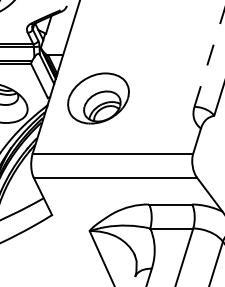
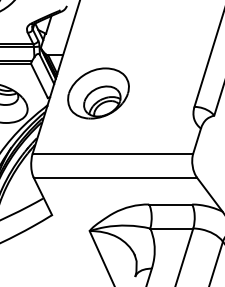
line: dashed -> solid (209, 57)
part position: (98, 98) -> (98, 93) (98, 93)
